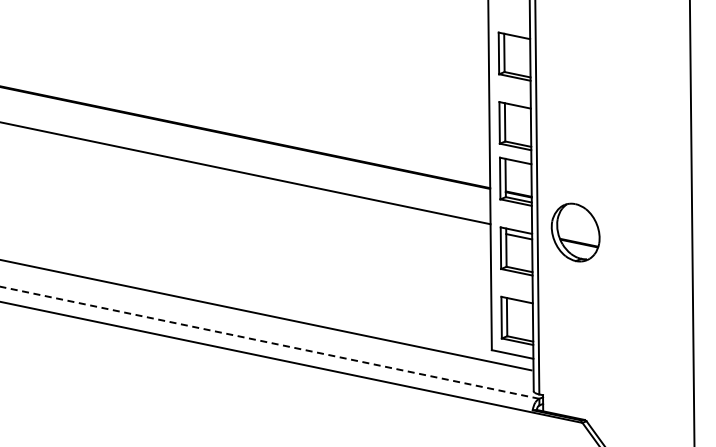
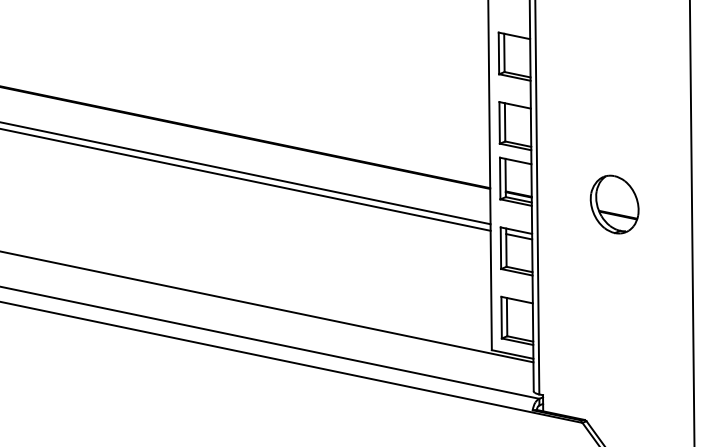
line: none -> present (246, 179)
part position: (575, 232) -> (614, 204) (614, 204)
line position: (266, 315) -> (267, 306) (267, 306)
line: dashed -> solid (269, 342)
